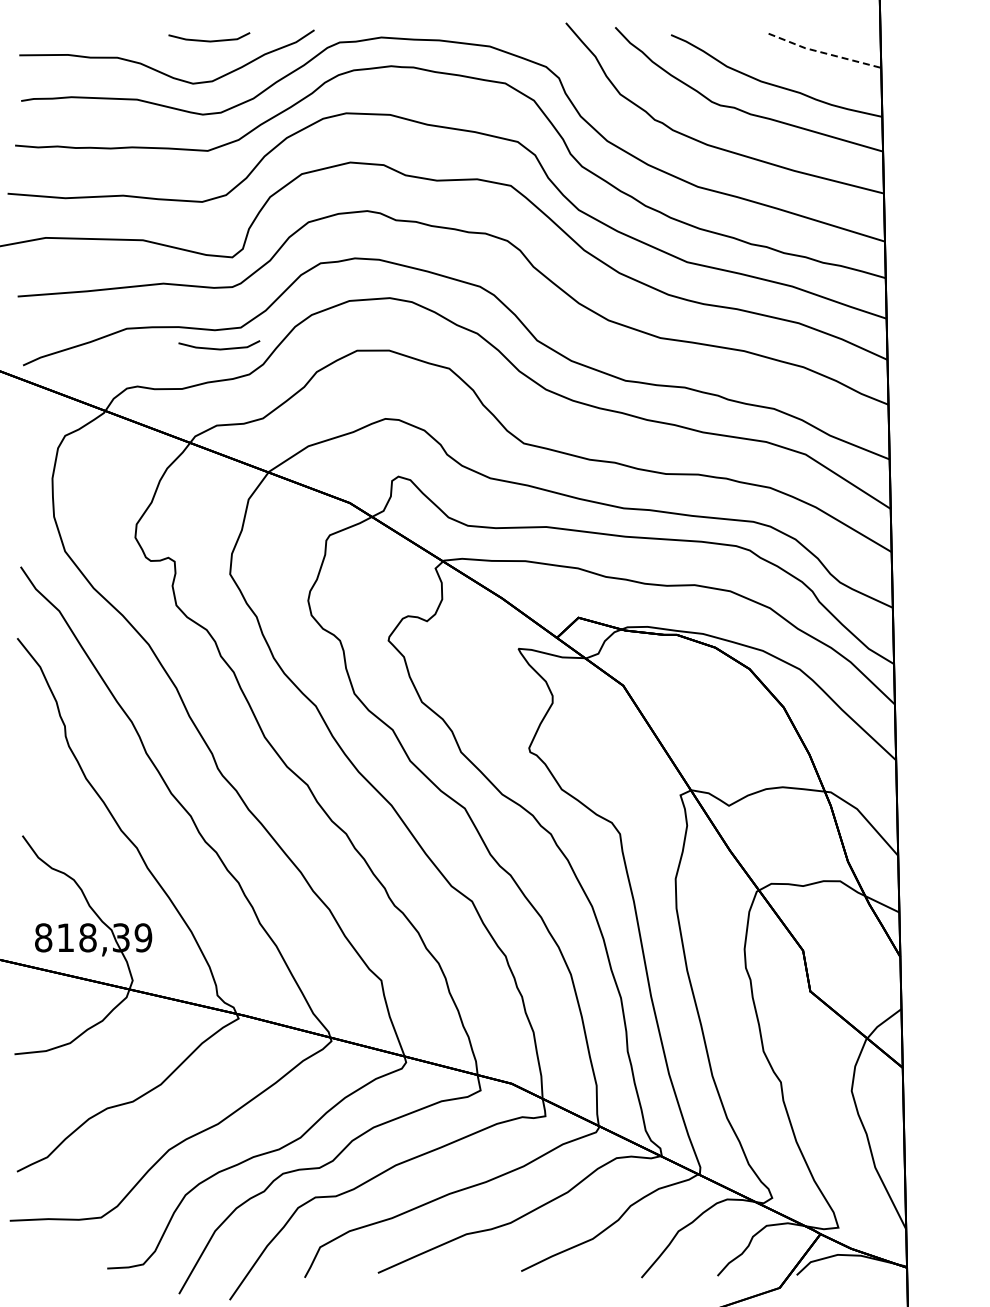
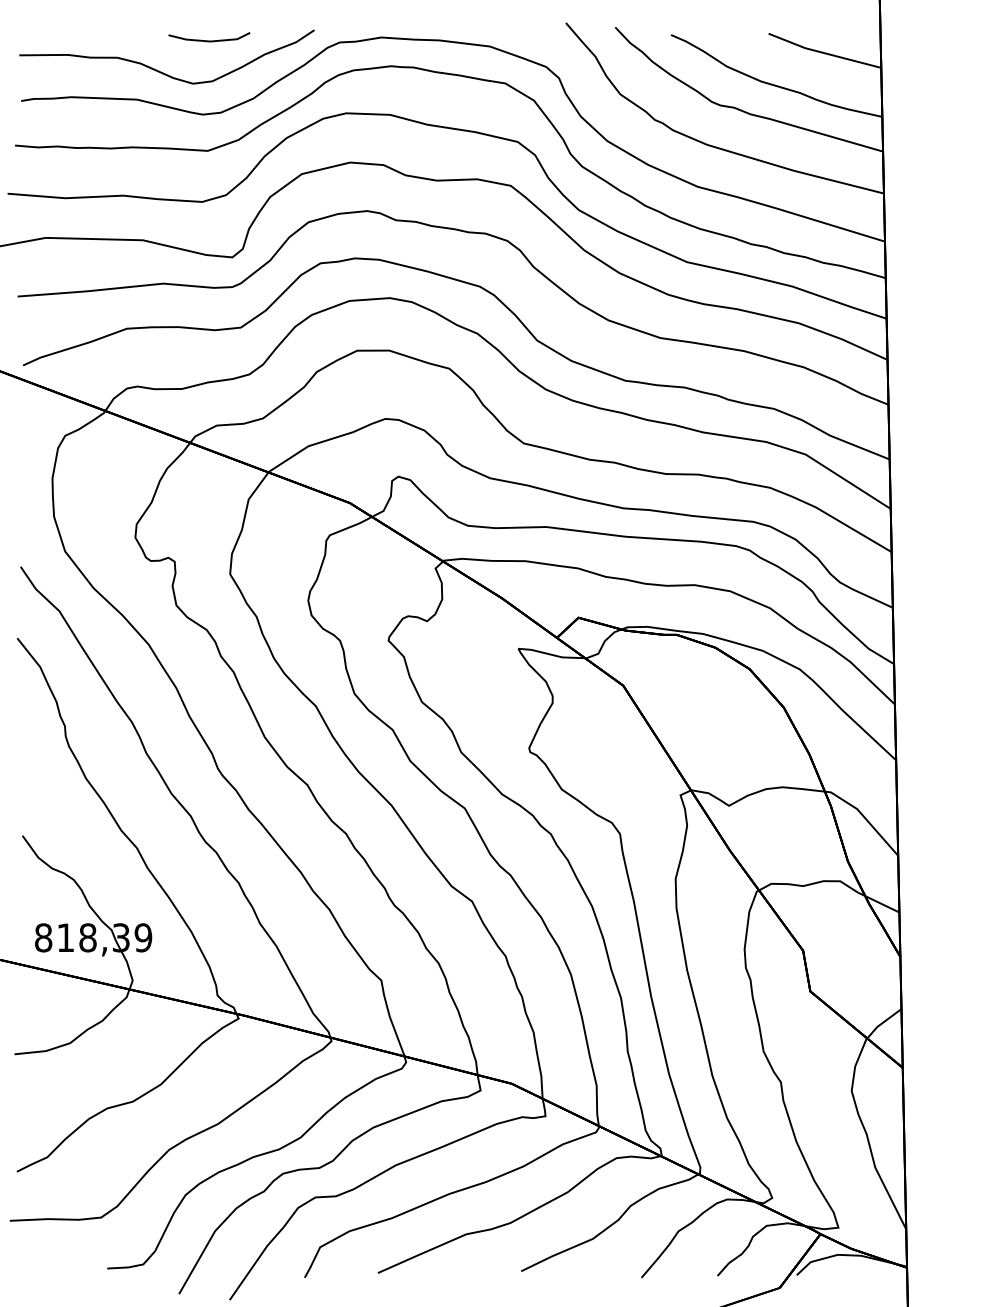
line: dashed -> solid (824, 53)
line: present -> none (219, 348)
